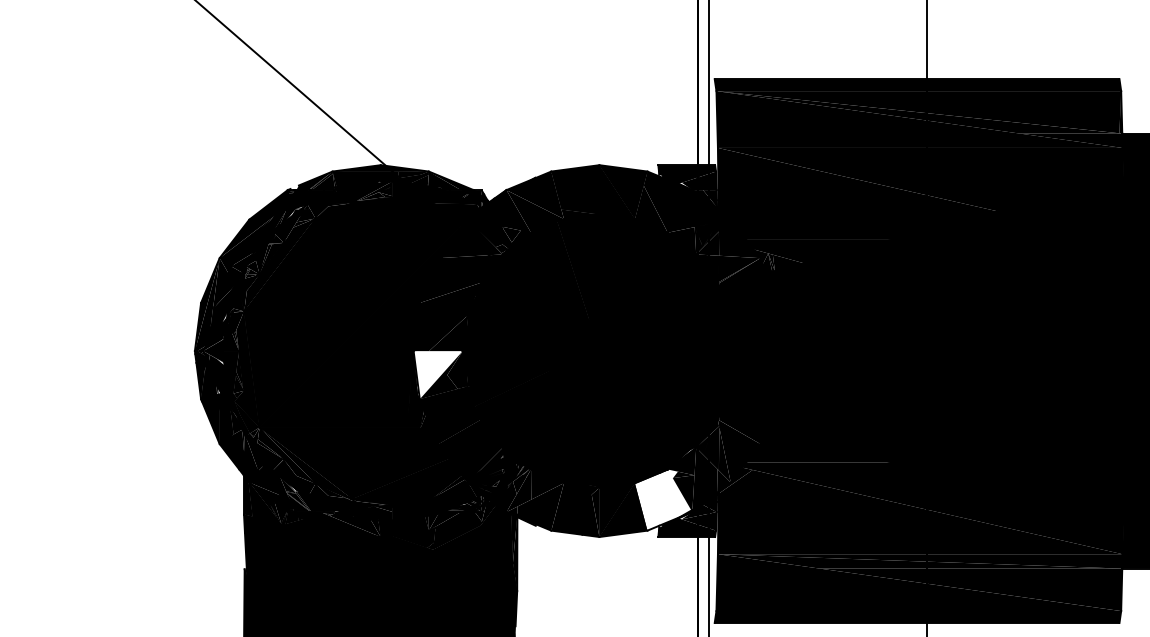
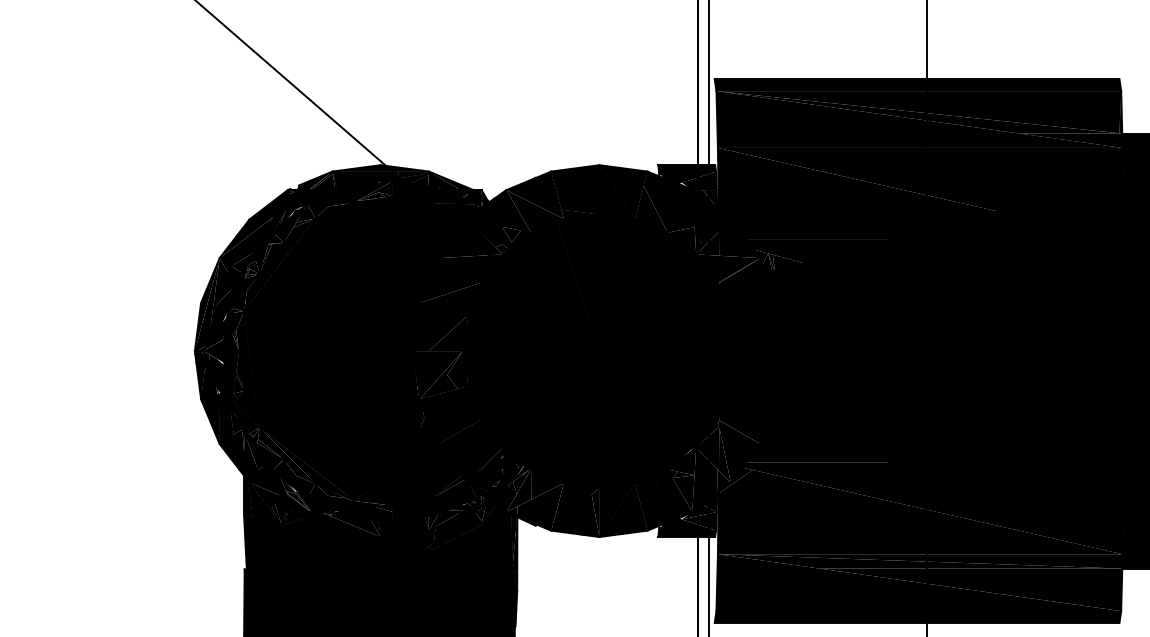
fill: none -> present (437, 375)
fill: none -> present (663, 499)
